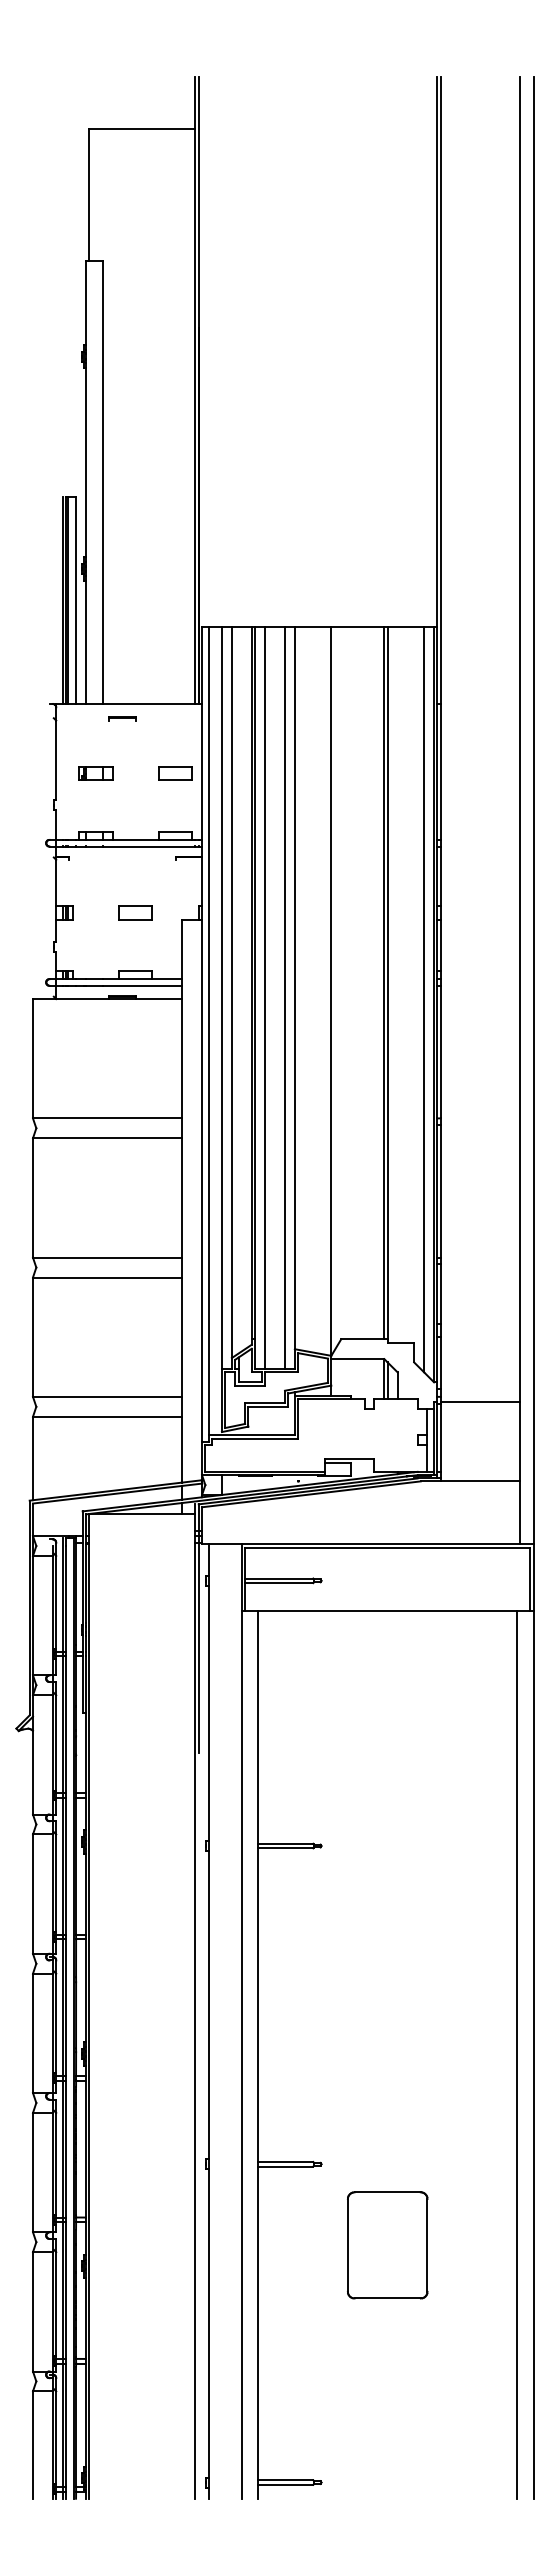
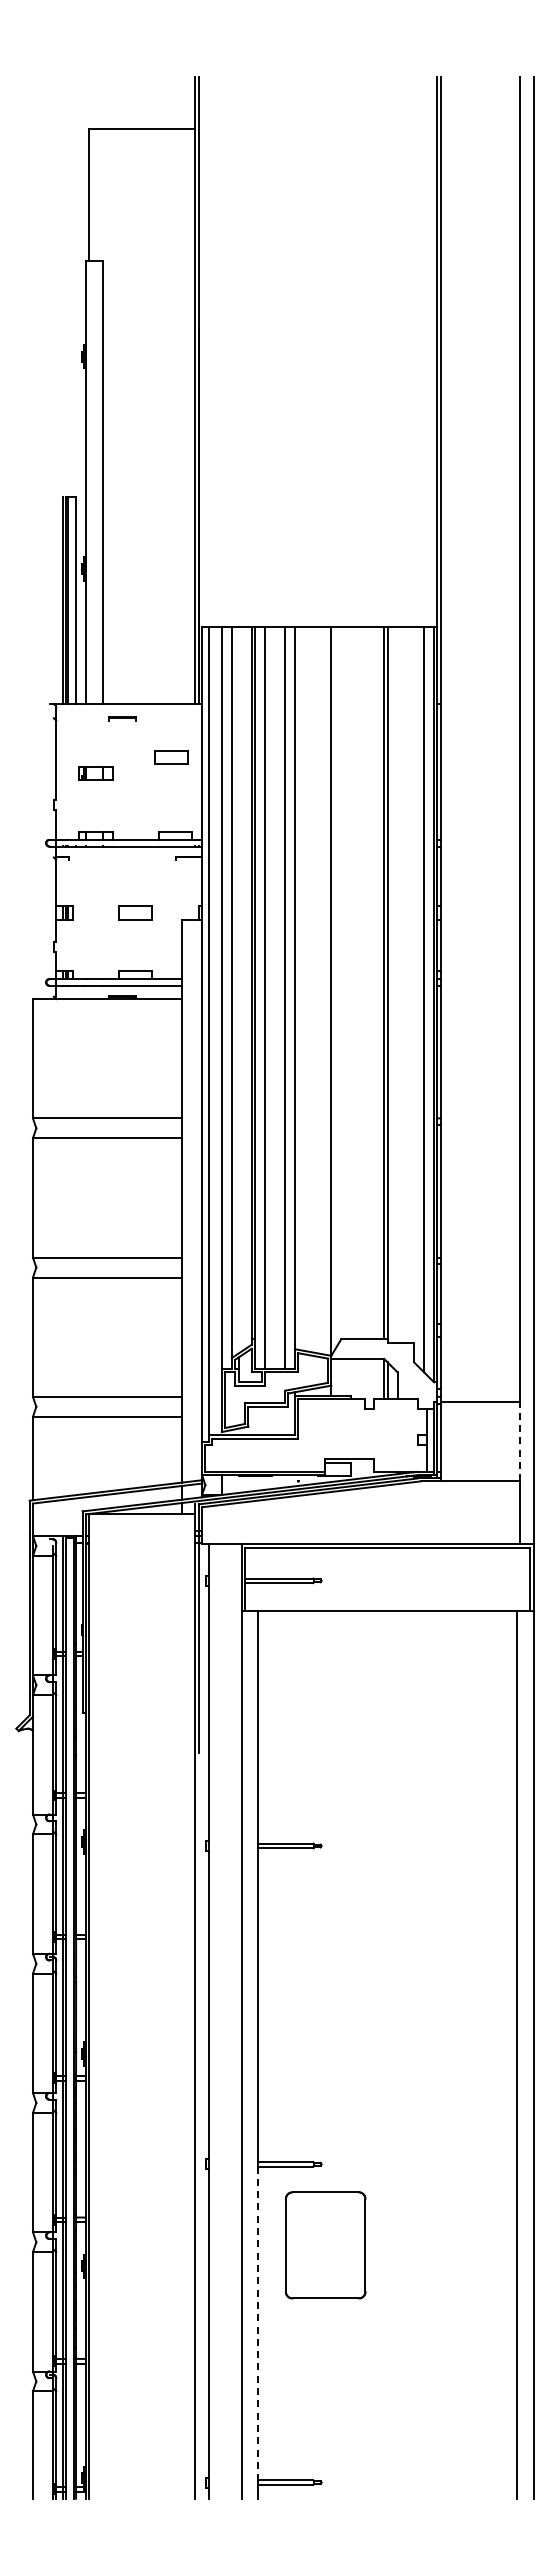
part position: (175, 773) -> (171, 757) (171, 757)
line: solid -> dashed (520, 1441)
part position: (387, 2245) -> (325, 2245) (325, 2245)
line: solid -> dashed (258, 2323)
